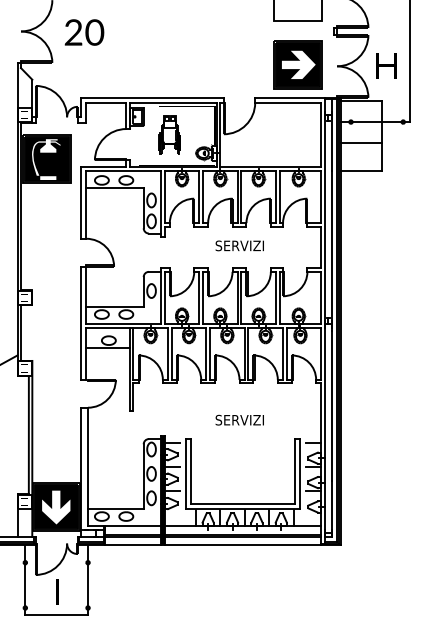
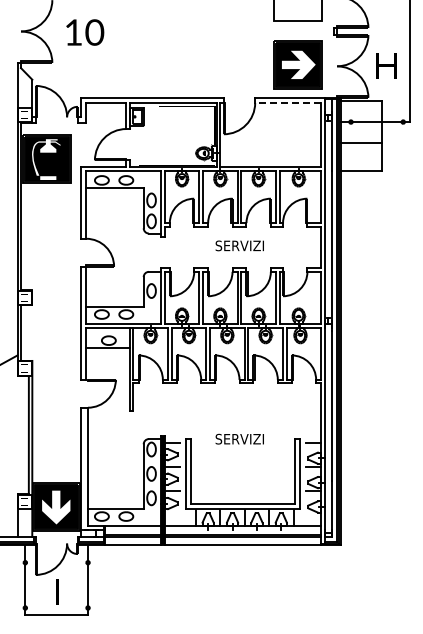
text: 20 -> 10 (73, 32)
line: solid -> dashed (287, 102)
part: present -> none (169, 134)
text position: (239, 419) -> (239, 438) (239, 438)
